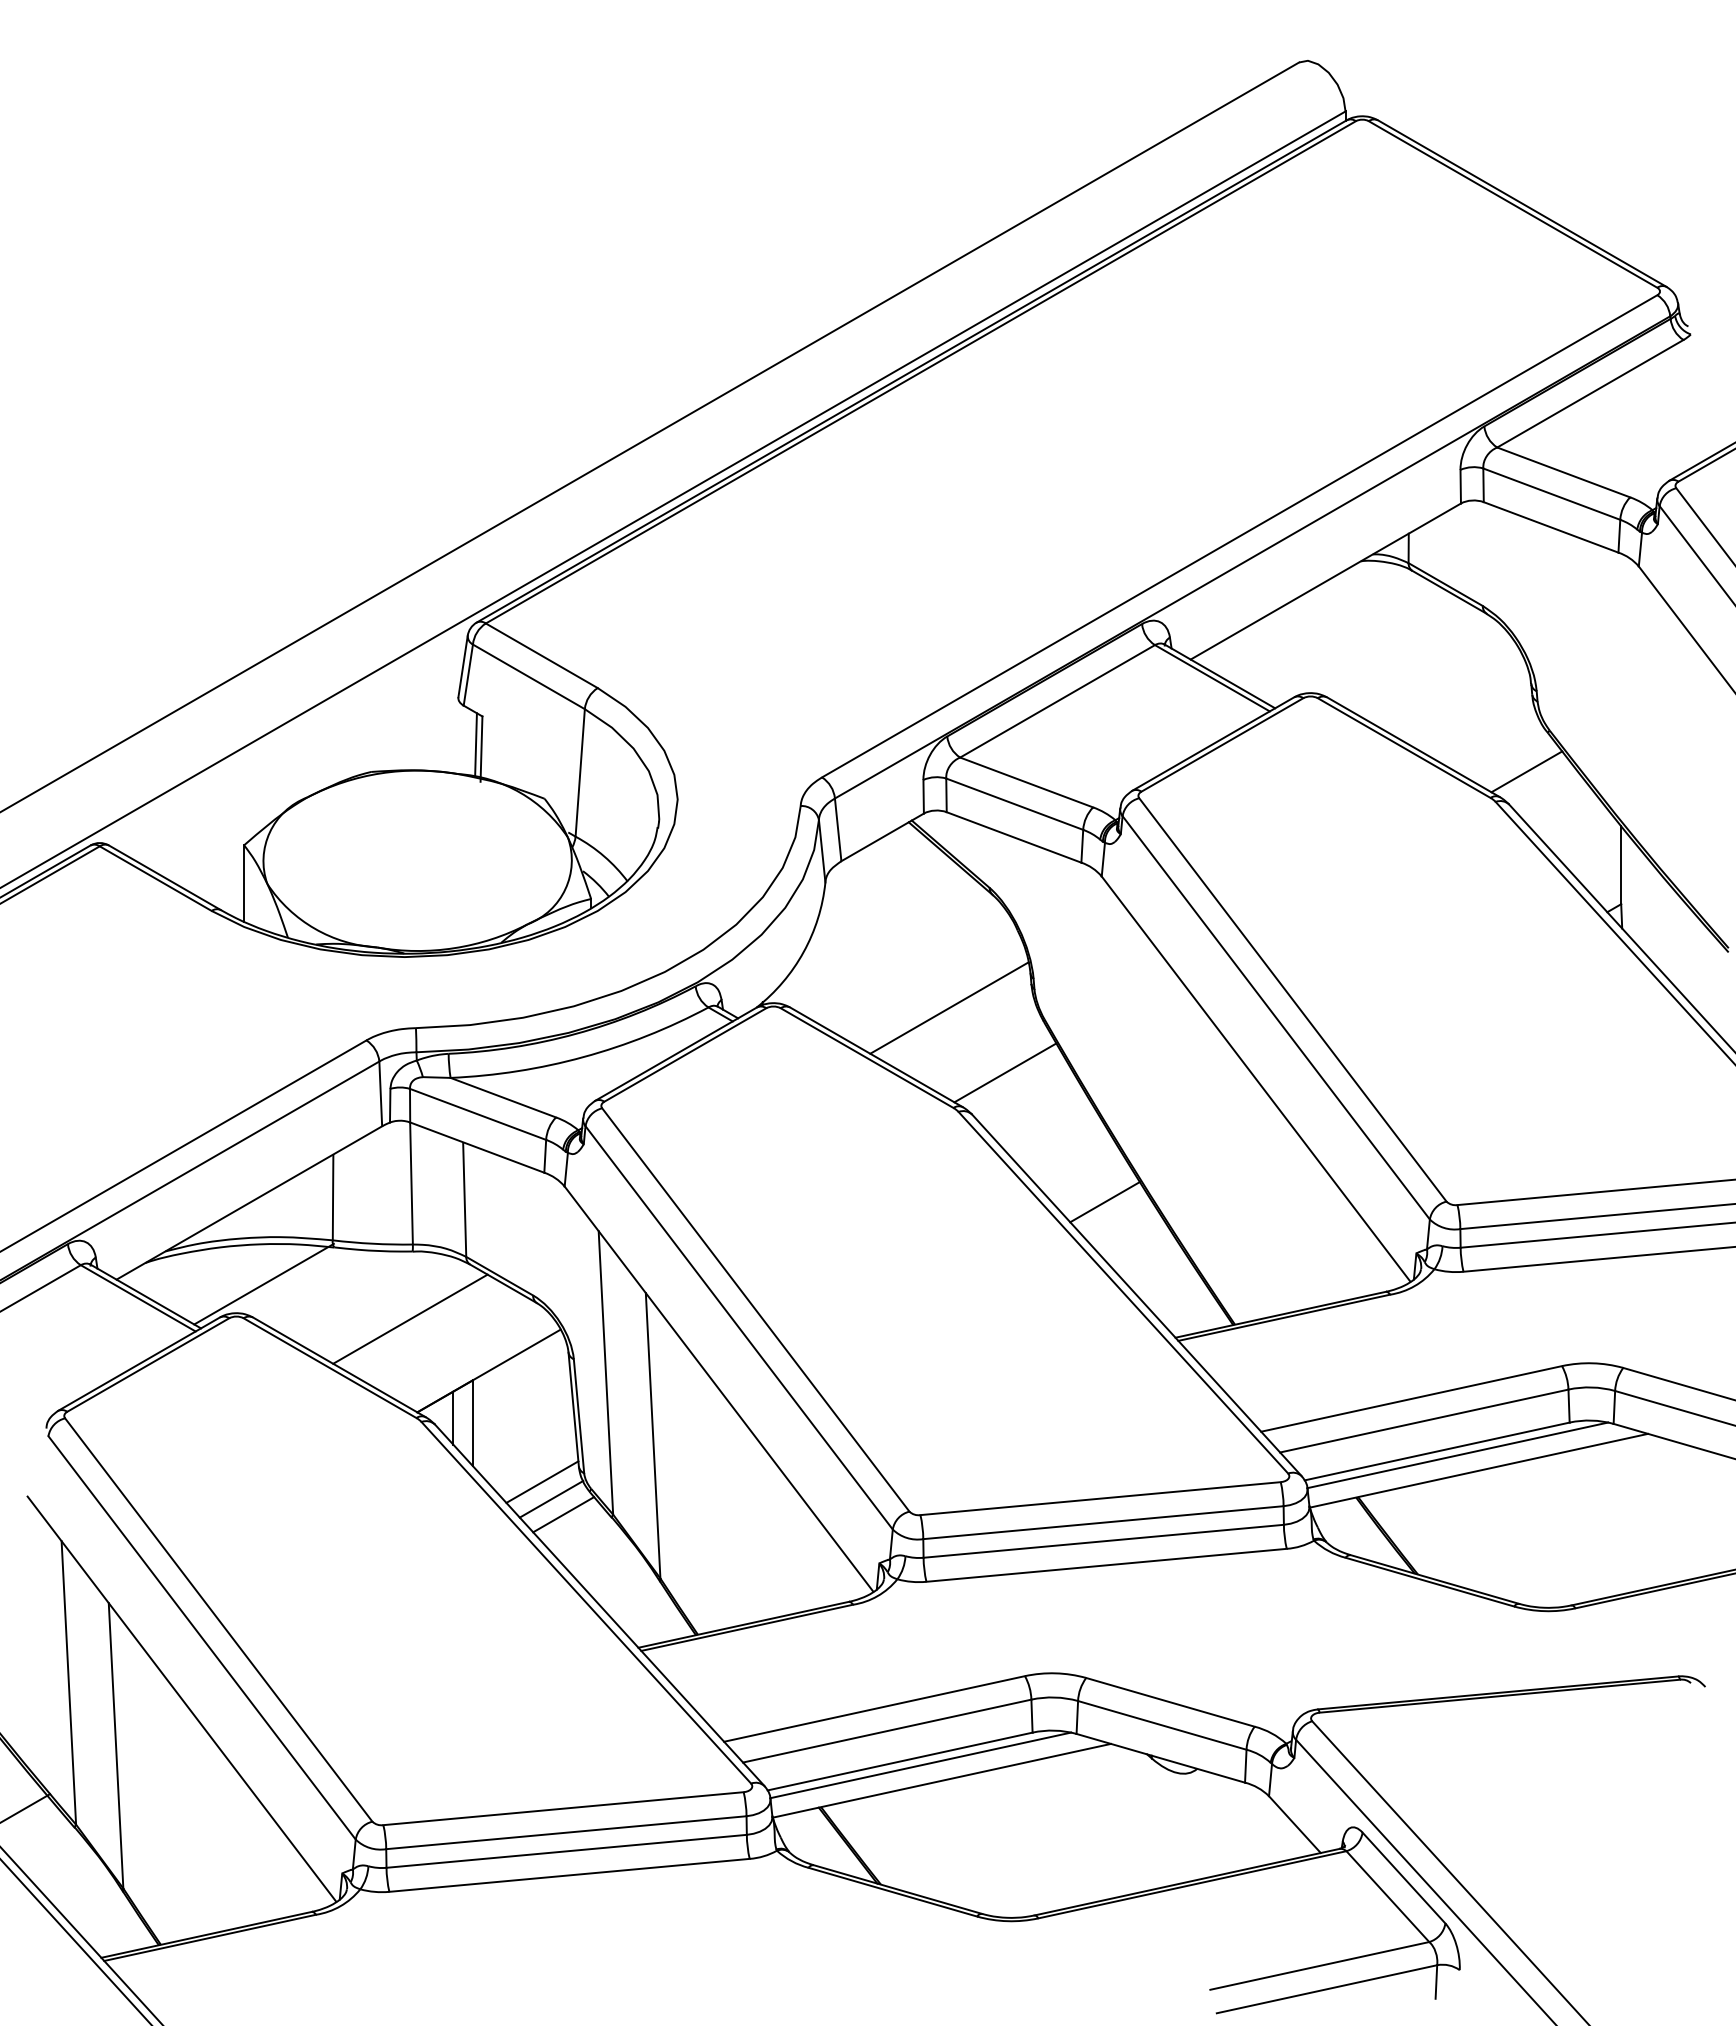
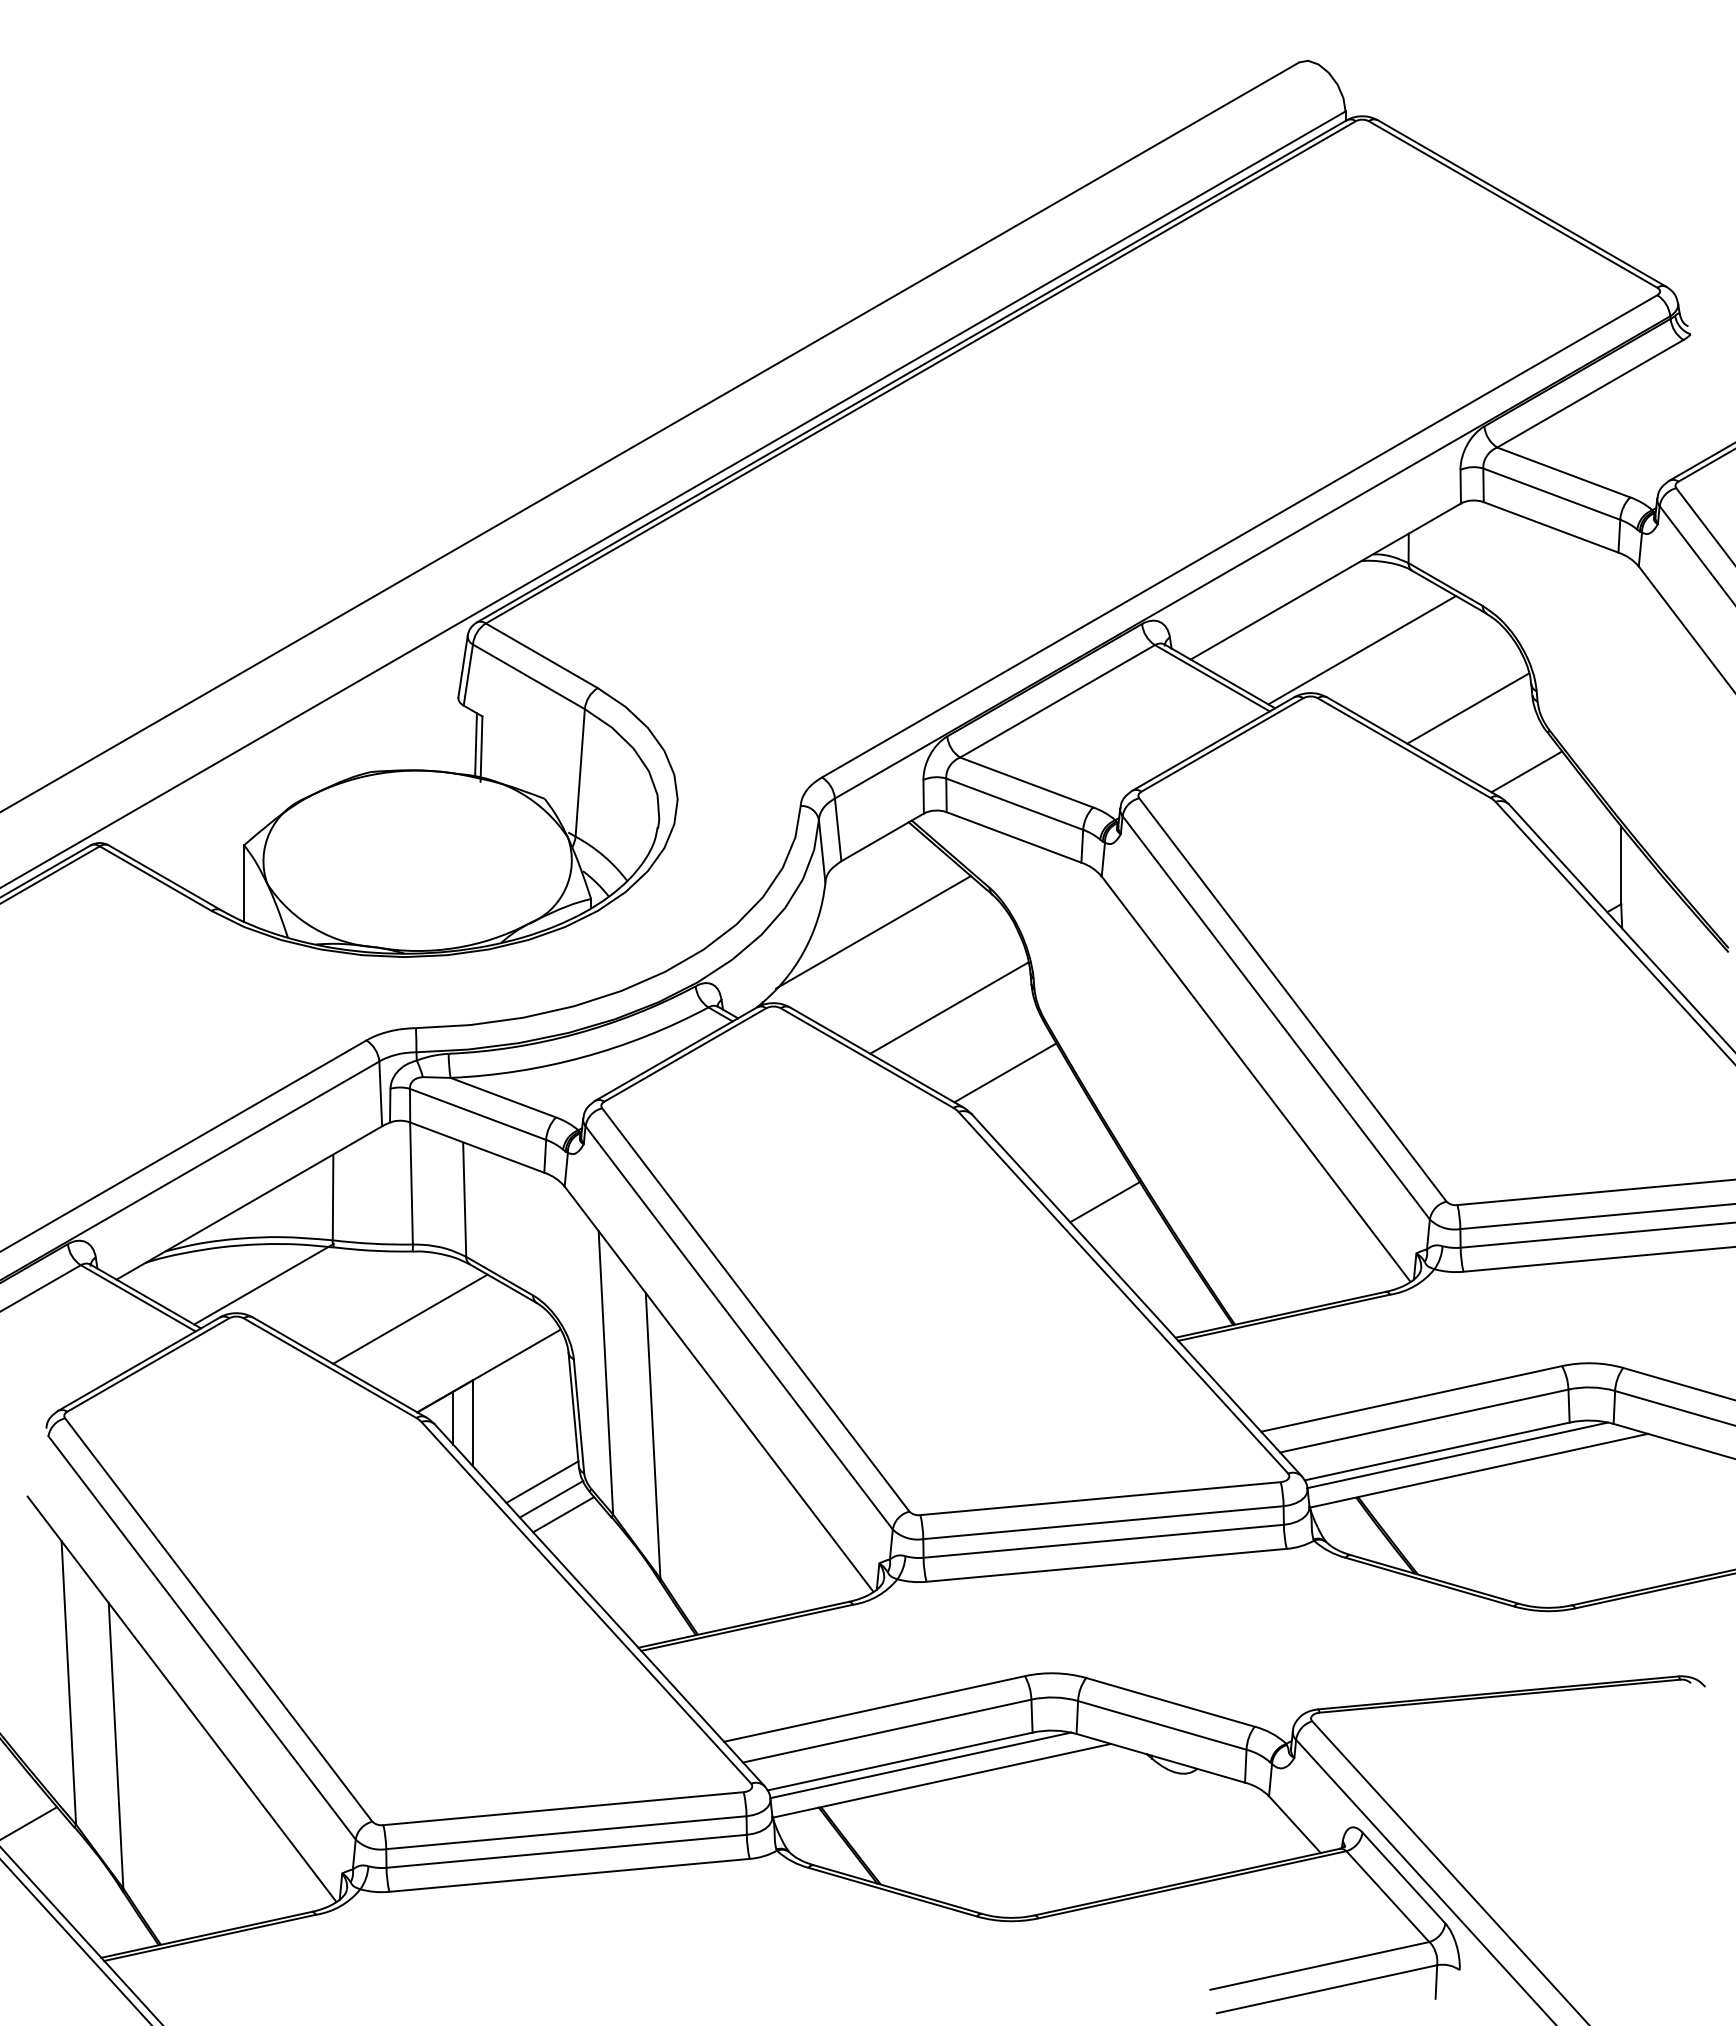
line: none -> present (1362, 650)
line: none -> present (1468, 708)
line: none -> present (873, 932)
line position: (26, 1807) -> (29, 1822) (29, 1822)
